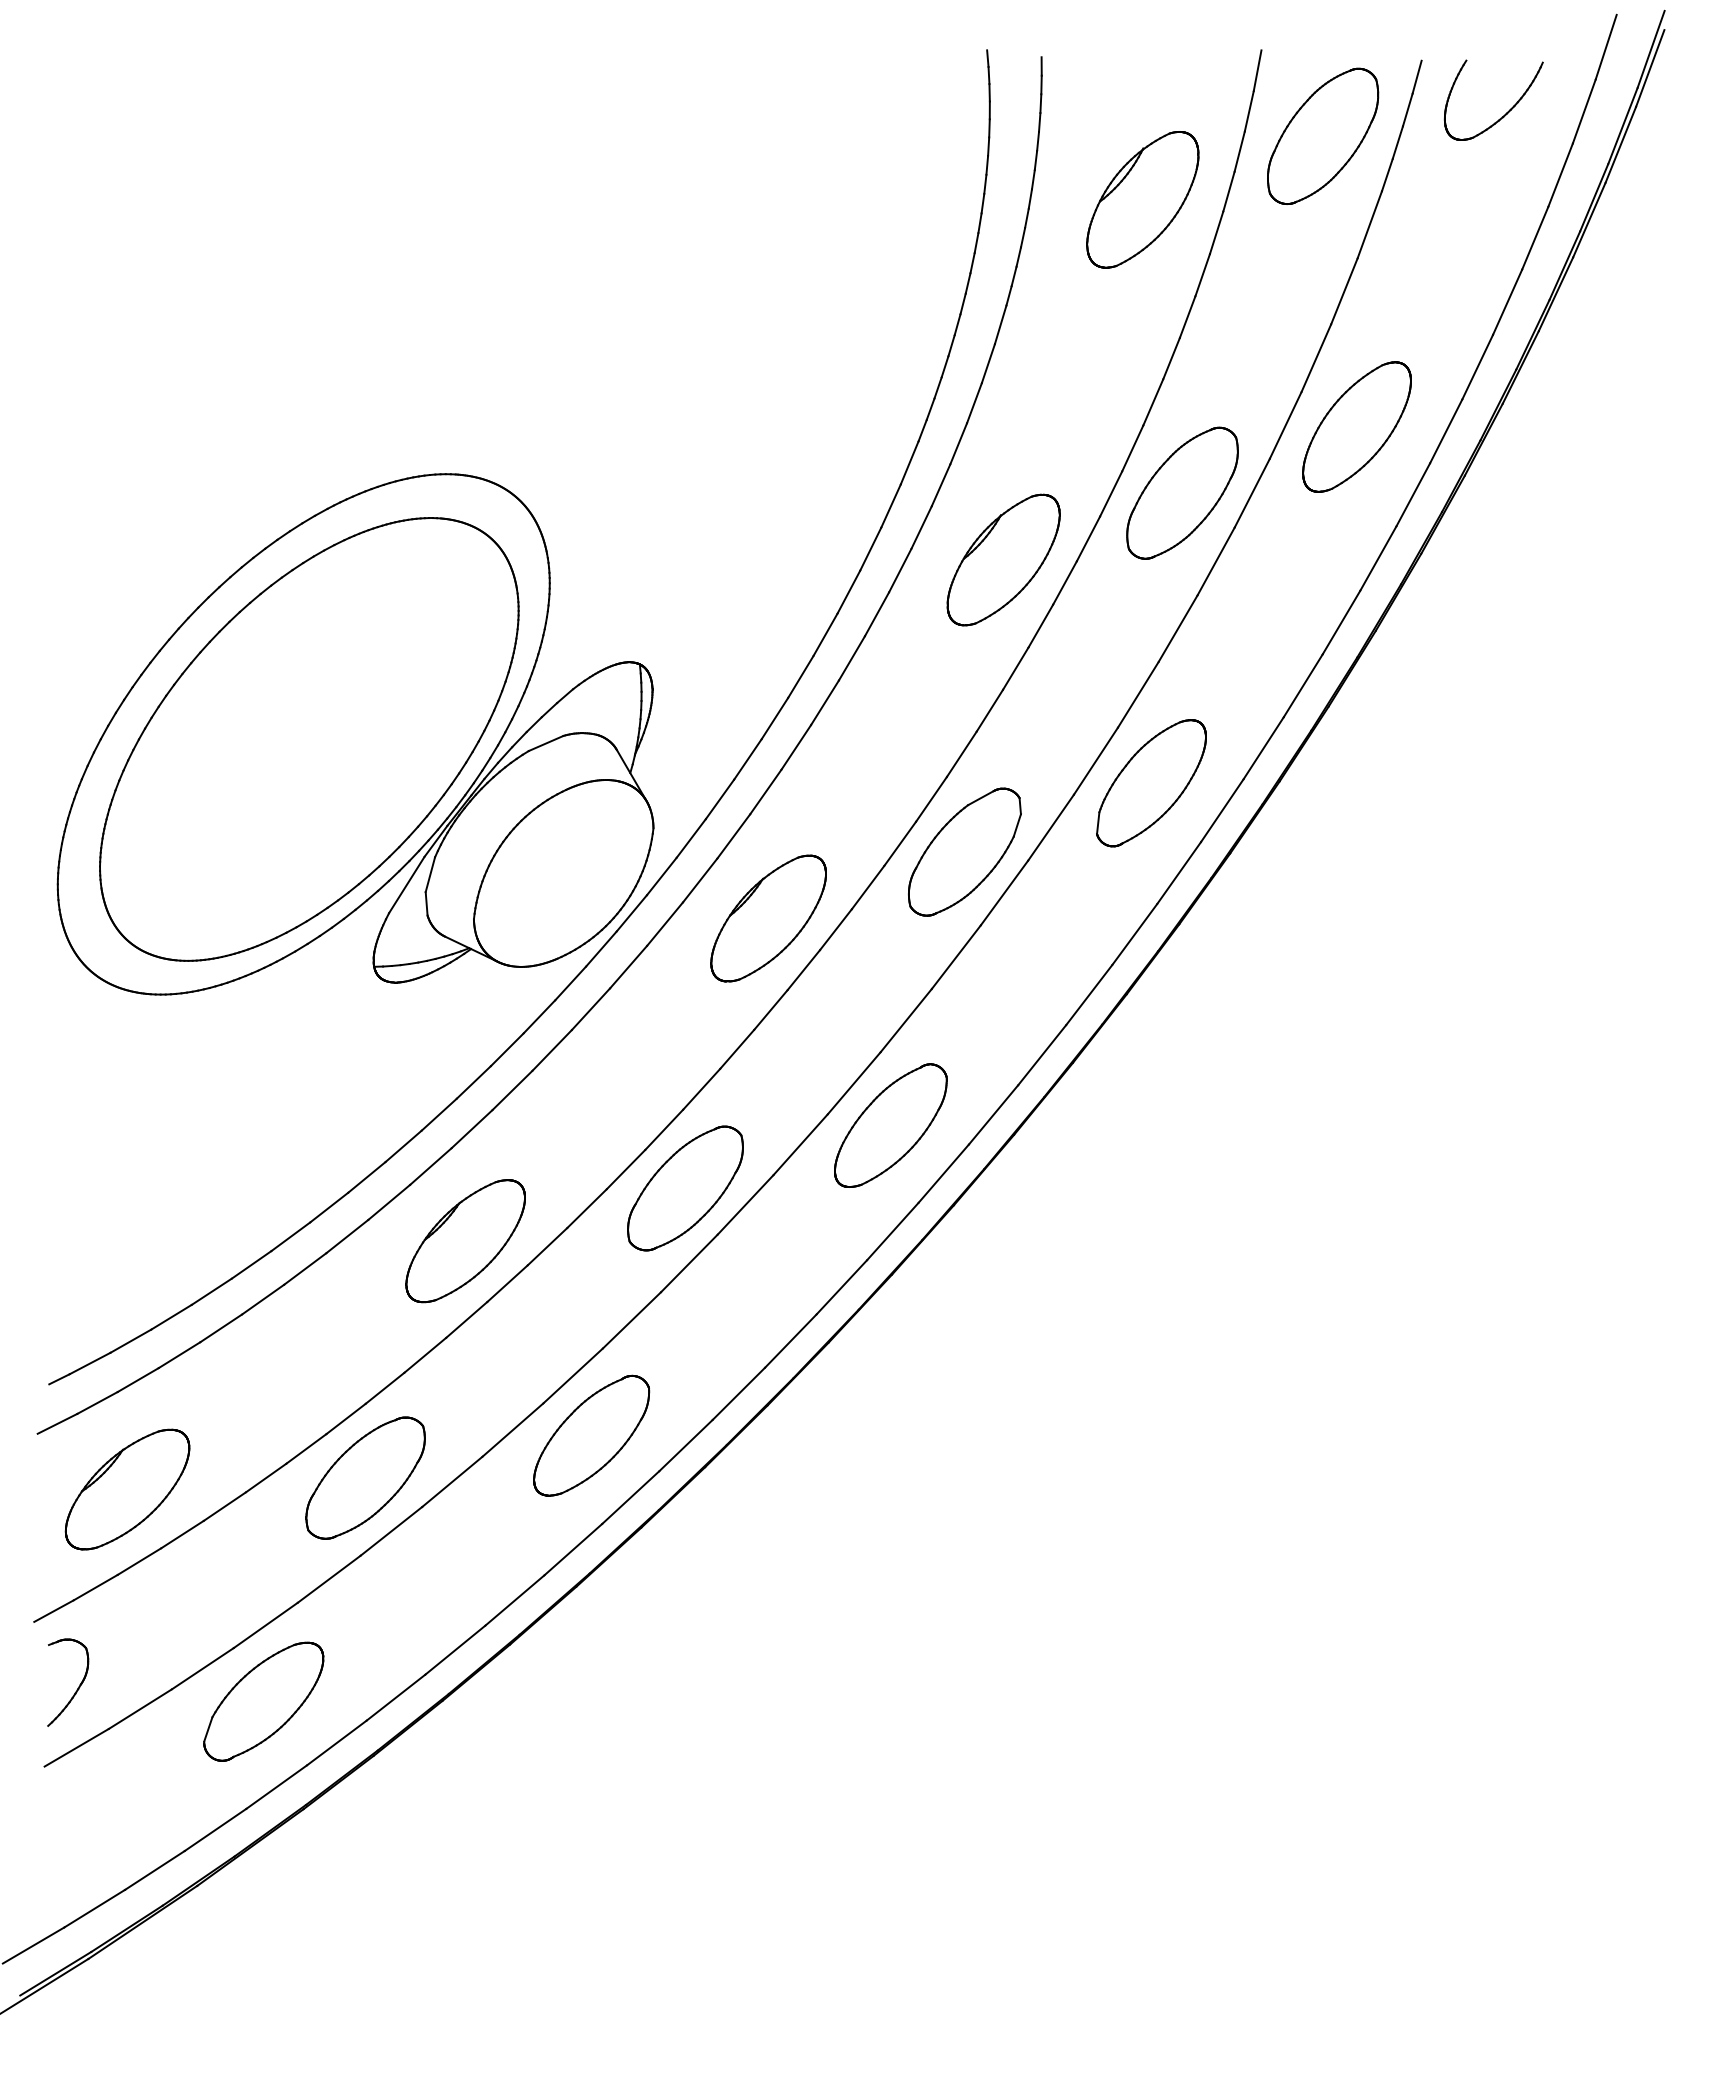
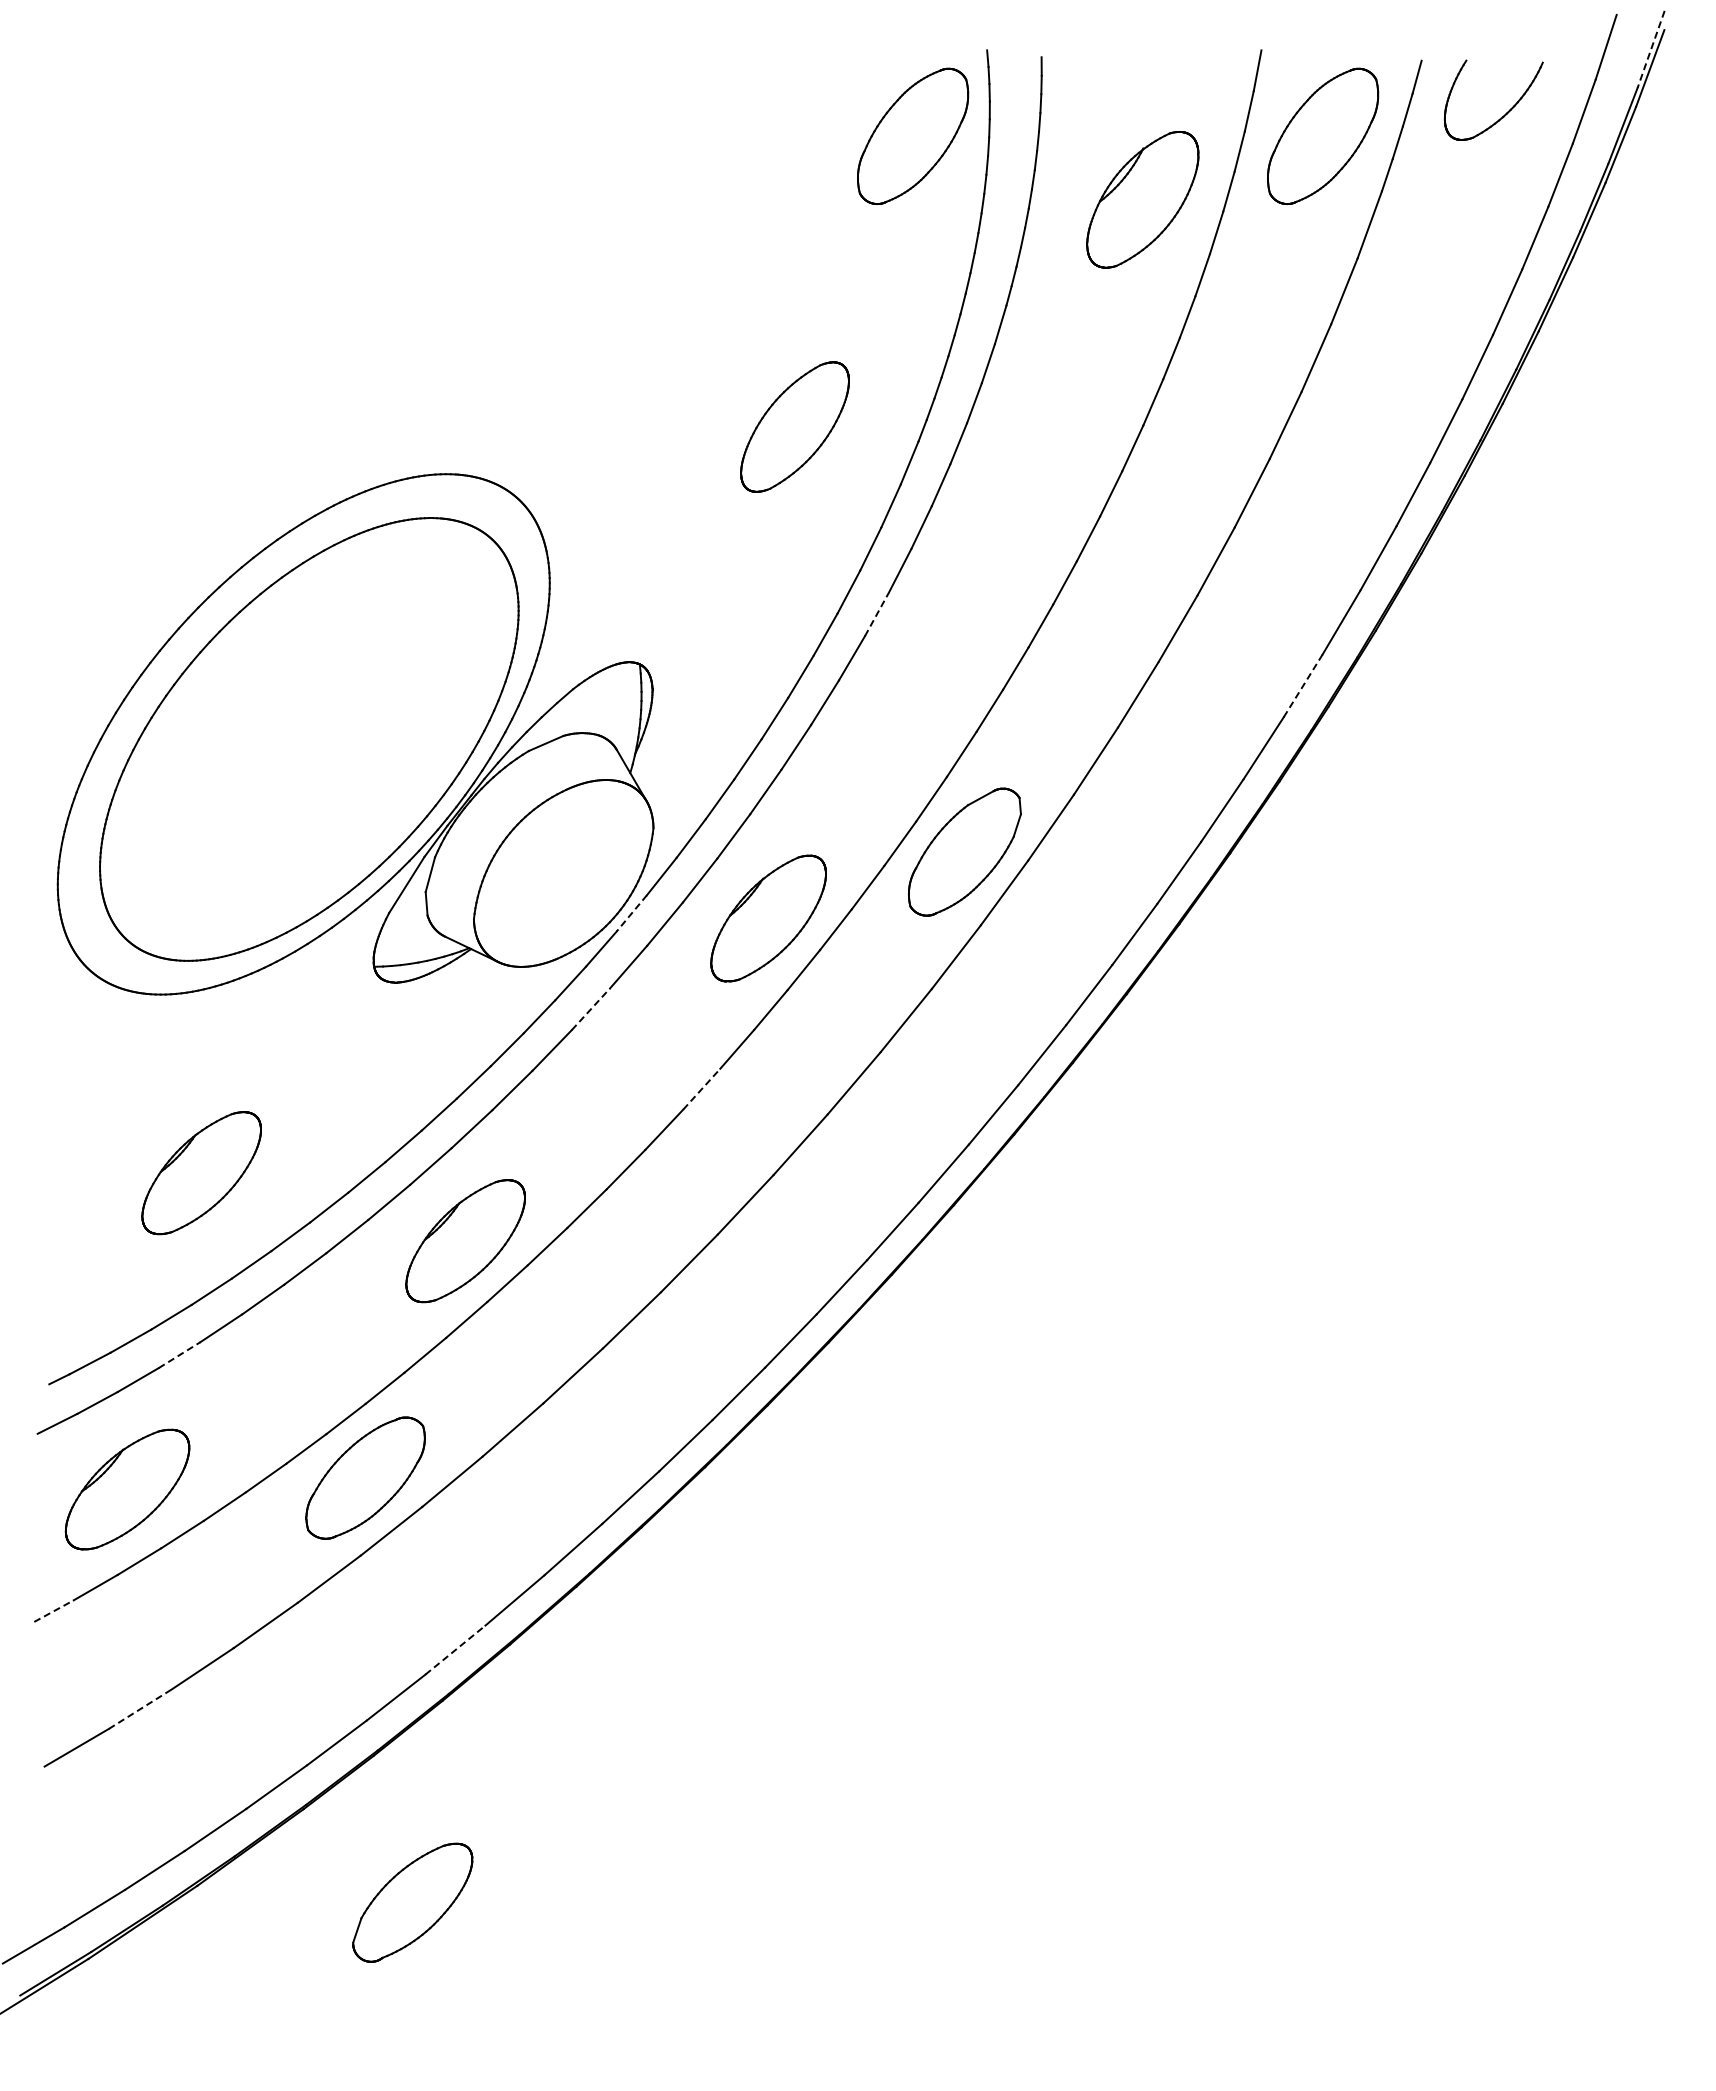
line: solid -> dashed (1651, 49)
part: none -> present (913, 135)
part position: (1356, 426) -> (794, 426) (794, 426)
part: present -> none (1182, 492)
part: present -> none (1003, 559)
line: solid -> dashed (877, 613)
line: solid -> dashed (1303, 685)
part: present -> none (1151, 783)
line: solid -> dashed (631, 913)
line: solid -> dashed (591, 1008)
line: solid -> dashed (701, 1089)
part: present -> none (890, 1125)
part: none -> present (201, 1173)
part: present -> none (685, 1188)
line: solid -> dashed (179, 1354)
part: present -> none (591, 1435)
line: solid -> dashed (54, 1611)
line: solid -> dashed (455, 1650)
part: present -> none (76, 1689)
part position: (263, 1701) -> (412, 1902) (412, 1902)
line: solid -> dashed (140, 1708)
